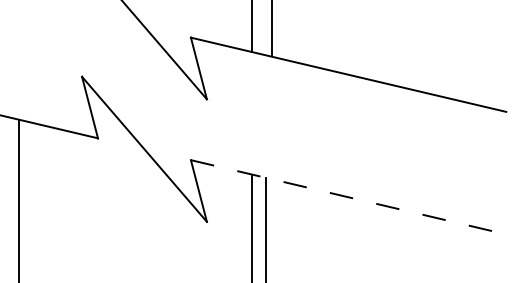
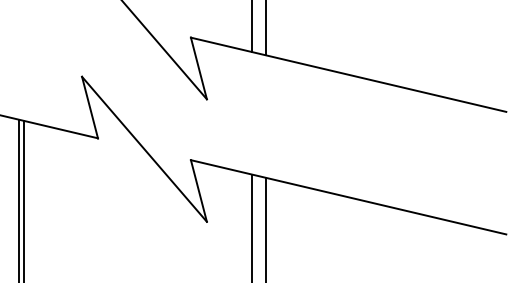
line position: (272, 28) -> (266, 28) (266, 28)
line: dashed -> solid (348, 197)
line: none -> present (23, 199)
